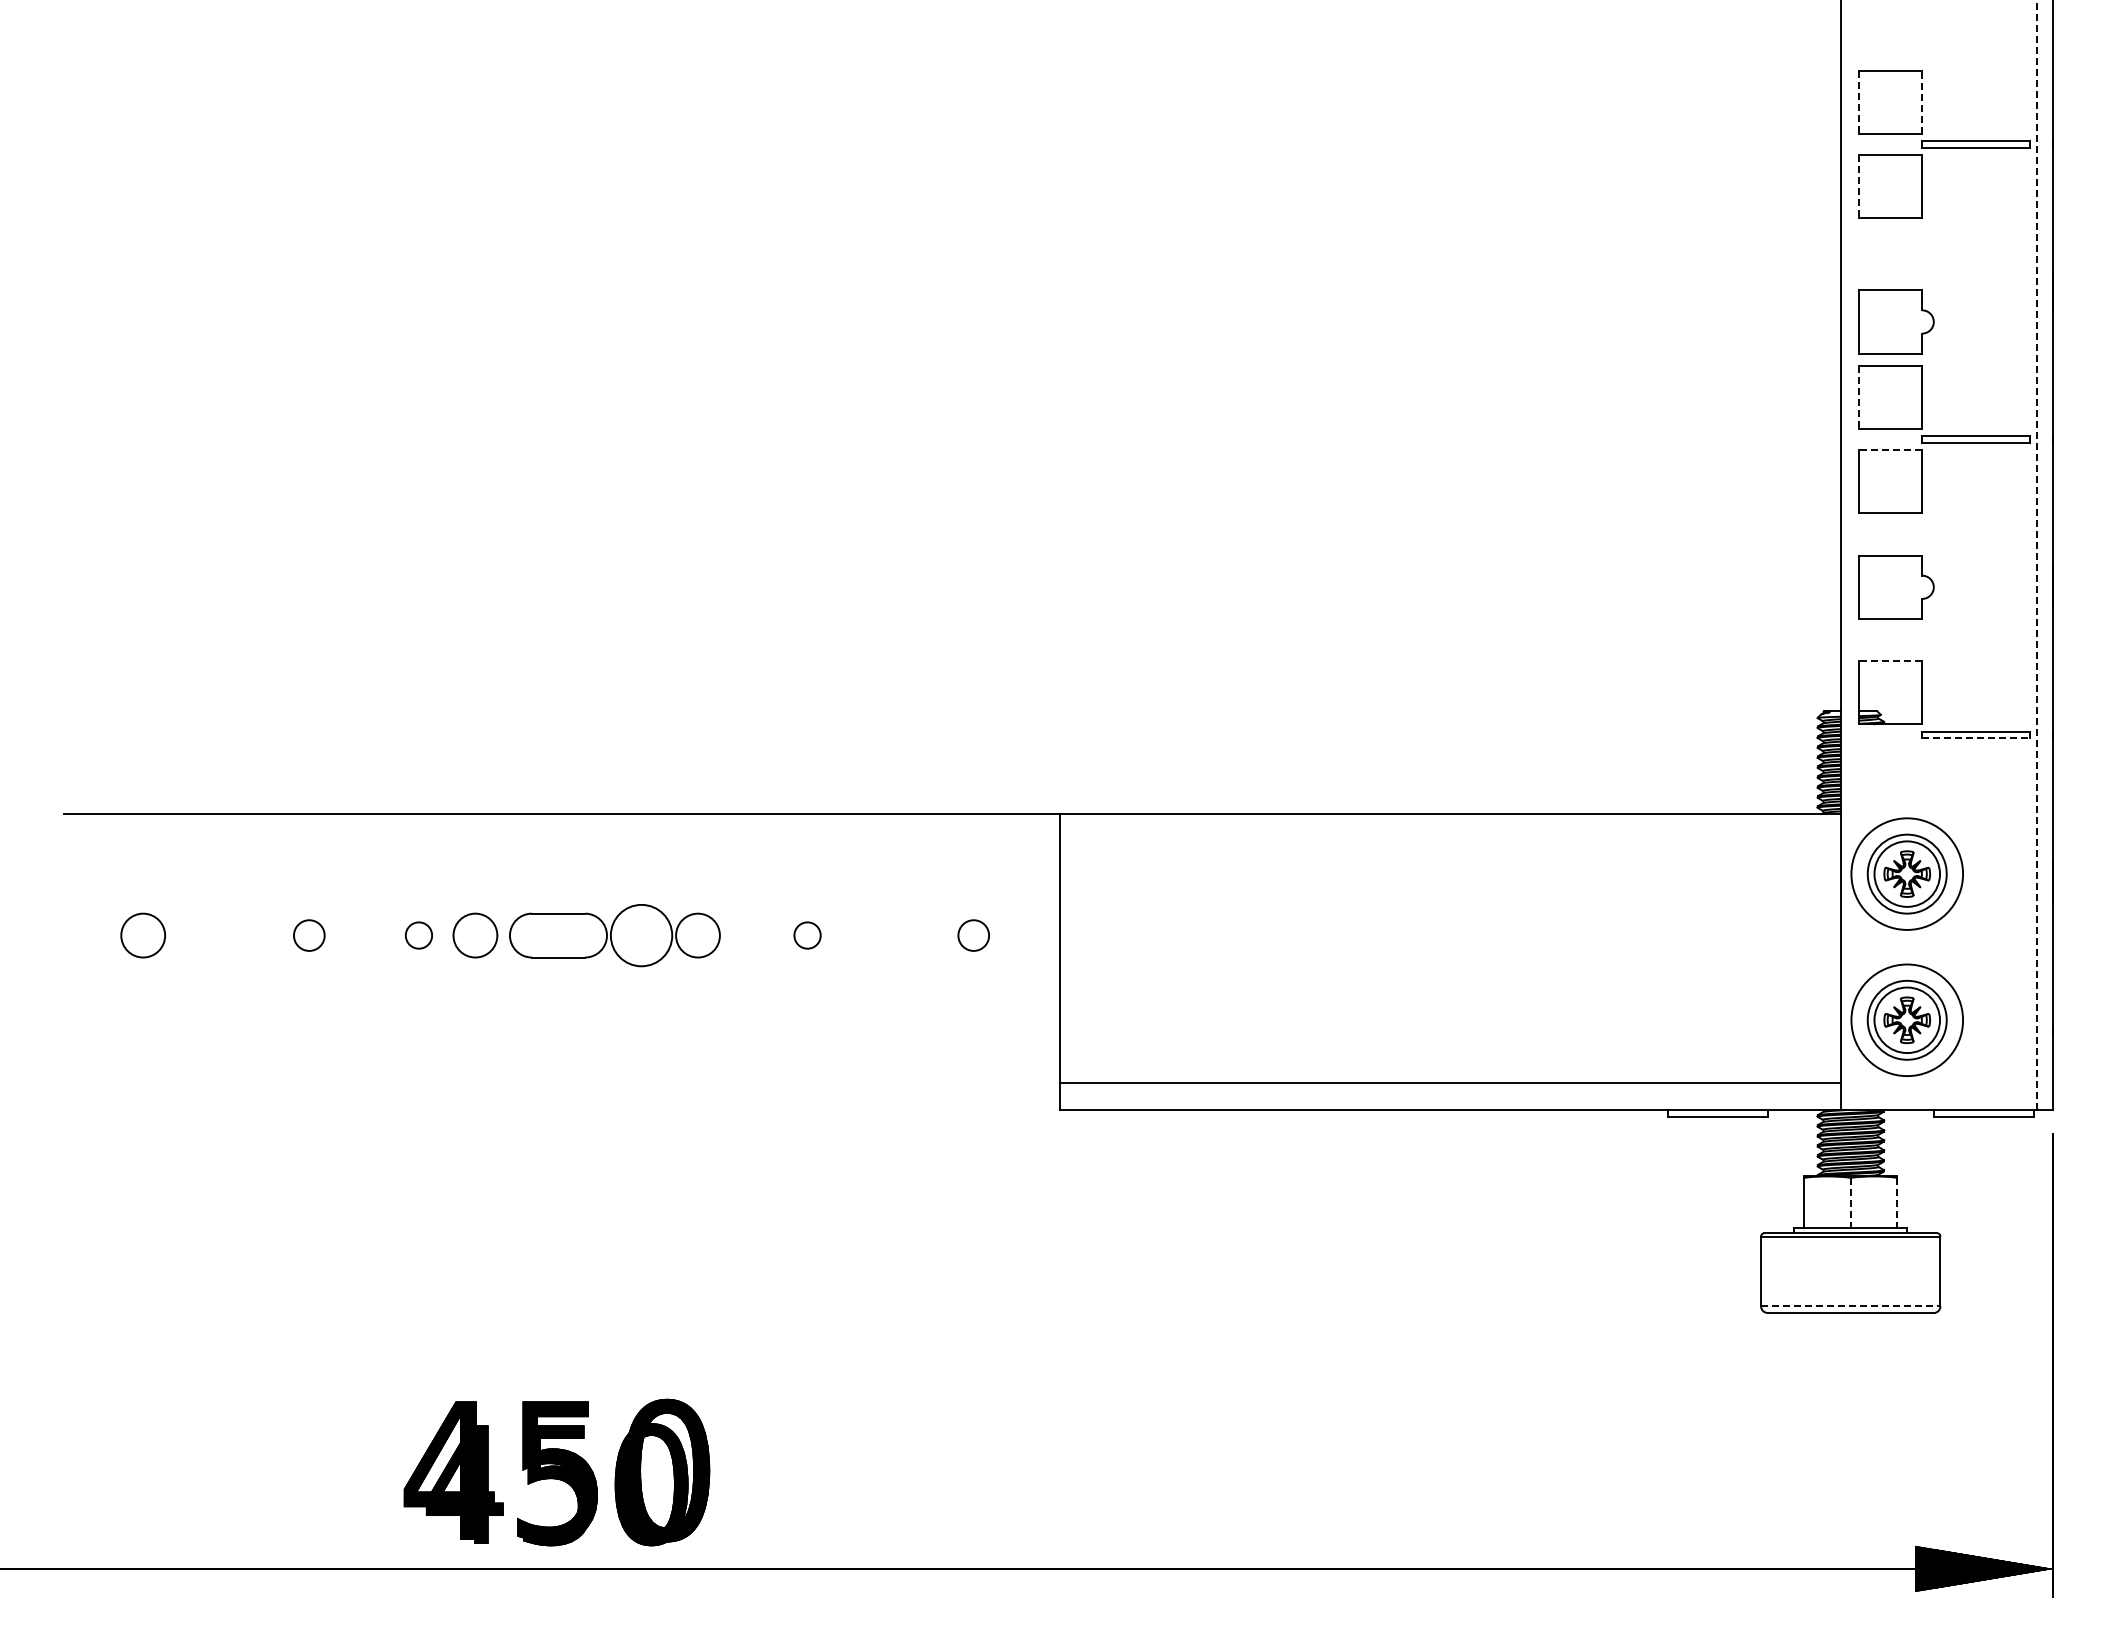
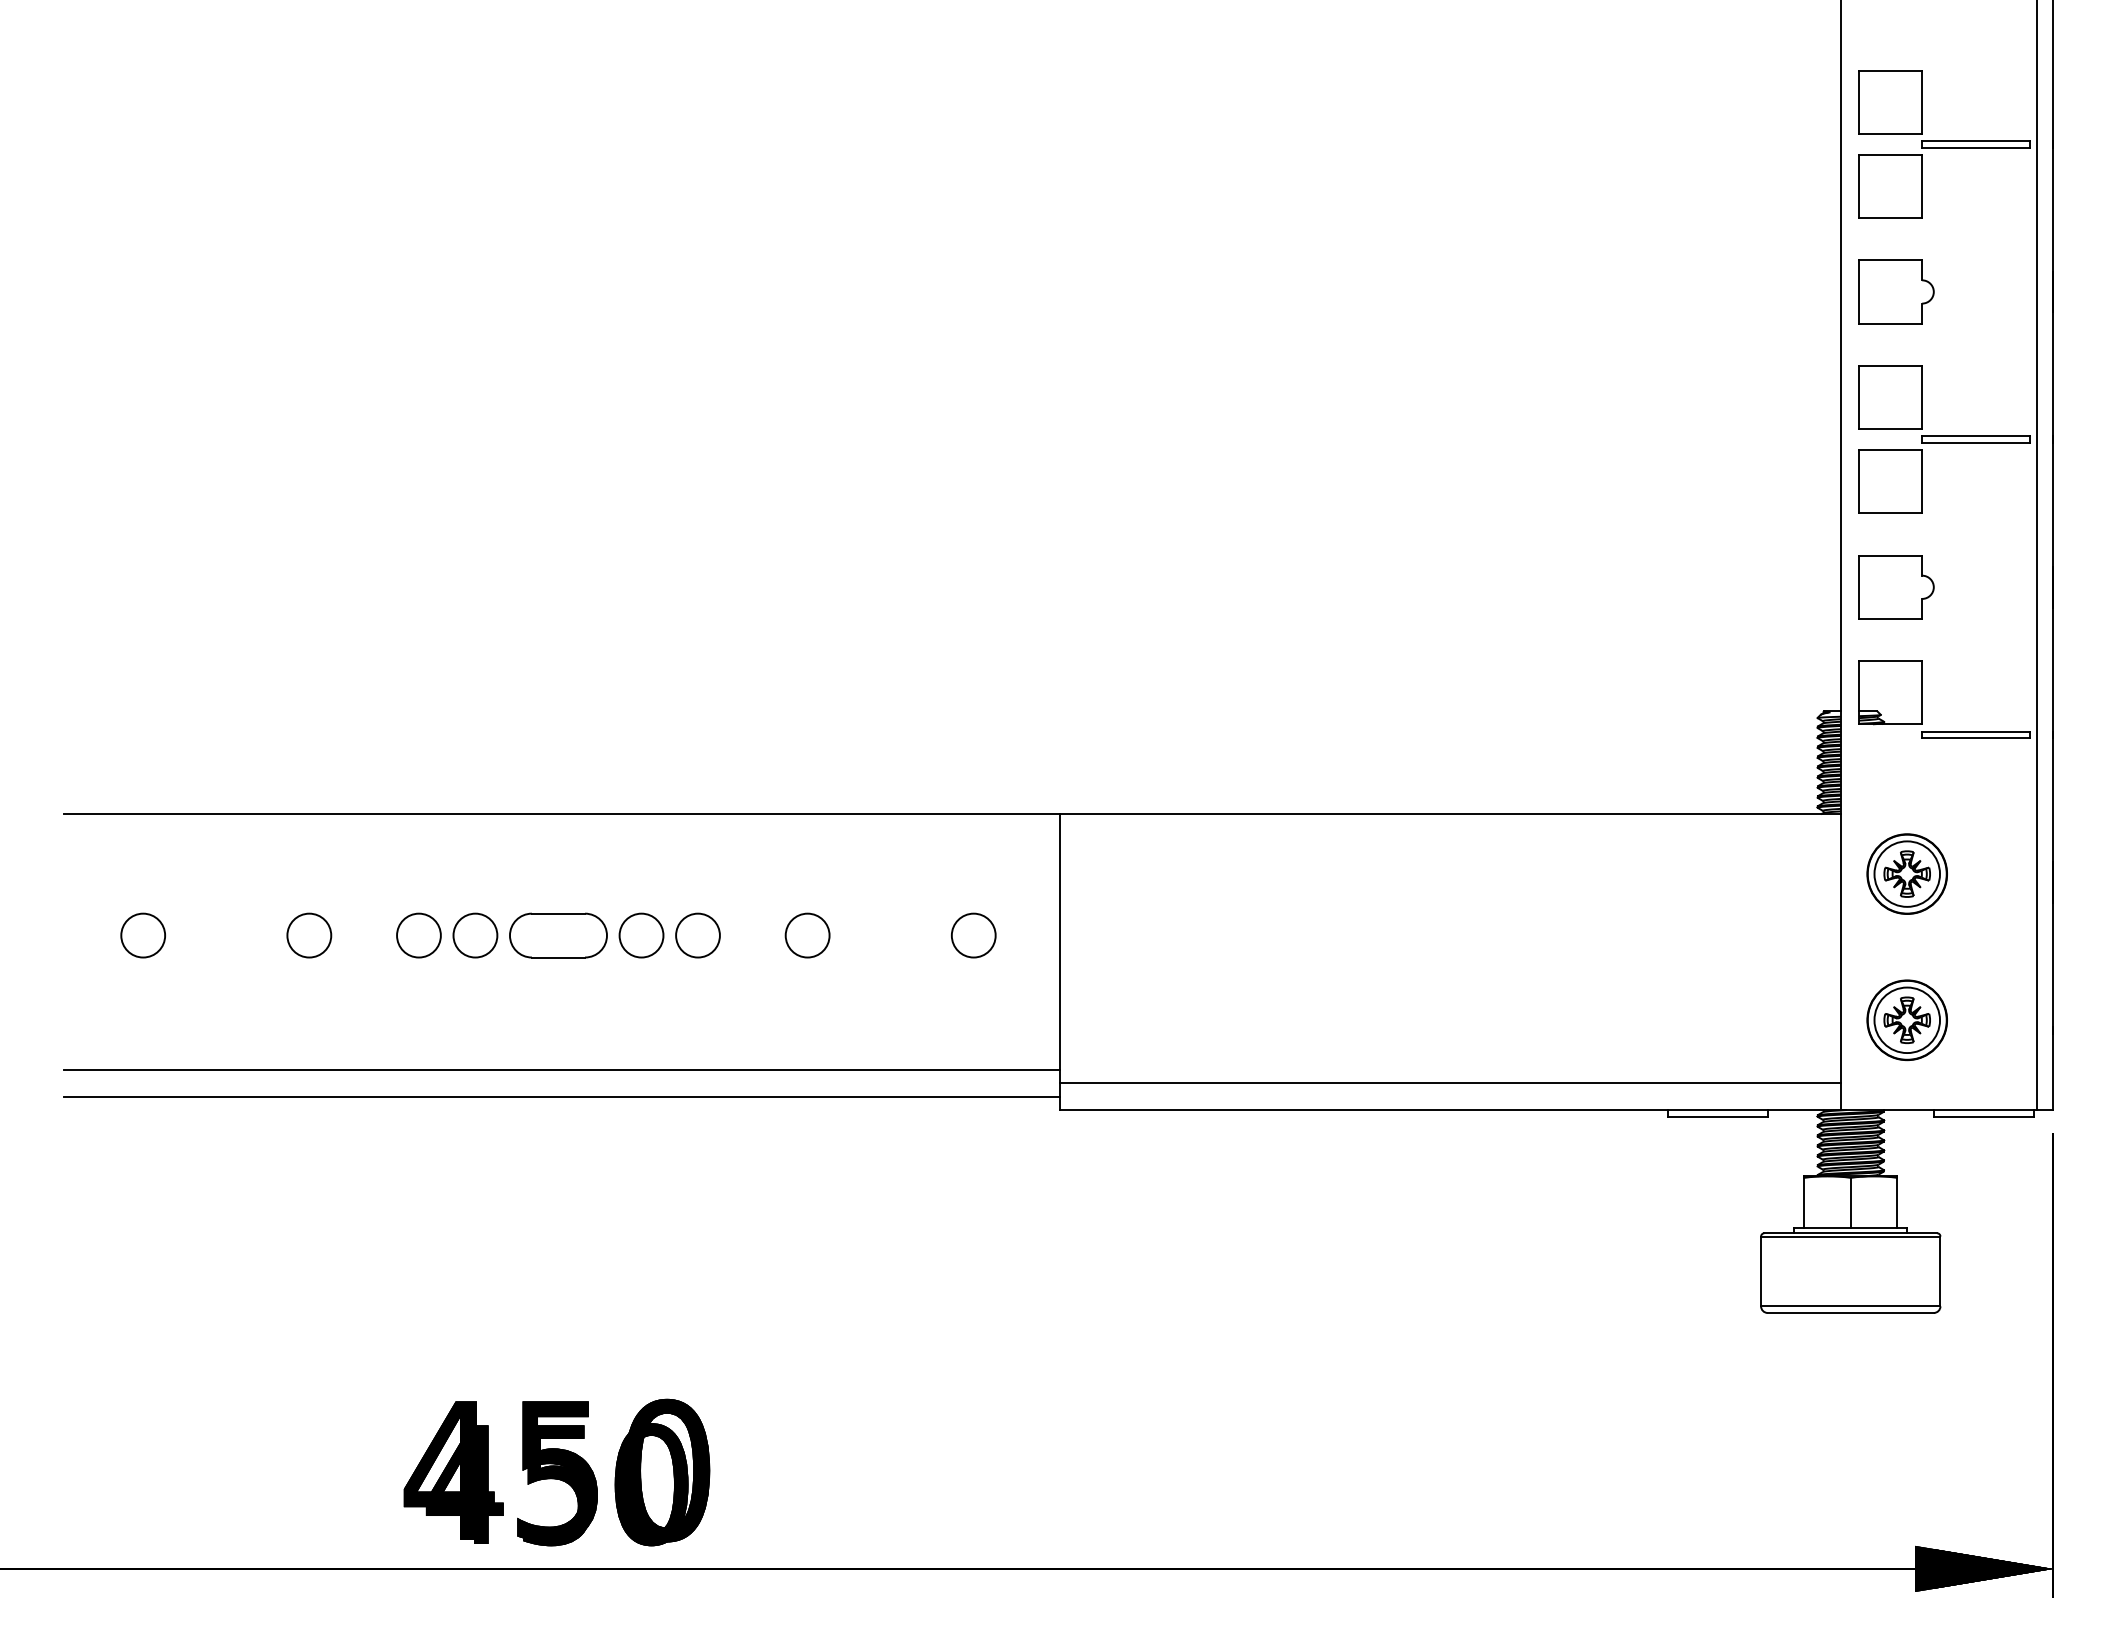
line: dashed -> solid (1859, 102)
line: dashed -> solid (1922, 102)
line: dashed -> solid (1859, 186)
part position: (1896, 321) -> (1896, 291) (1896, 291)
line: dashed -> solid (1859, 397)
line: dashed -> solid (1890, 450)
line: dashed -> solid (2036, 555)
line: dashed -> solid (1890, 661)
line: dashed -> solid (1976, 738)
circle diameter: 112 px -> 80 px (1907, 874)
circle diameter: 31 px -> 44 px (309, 935)
circle size: 29x29 px -> 46x47 px (418, 935)
circle diameter: 61 px -> 44 px (641, 935)
circle size: 29x29 px -> 47x47 px (807, 935)
circle diameter: 31 px -> 44 px (973, 935)
circle diameter: 112 px -> 80 px (1907, 1020)
line: none -> present (561, 1070)
line: none -> present (561, 1096)
line: dashed -> solid (1850, 1203)
line: dashed -> solid (1897, 1203)
line: dashed -> solid (1850, 1306)
